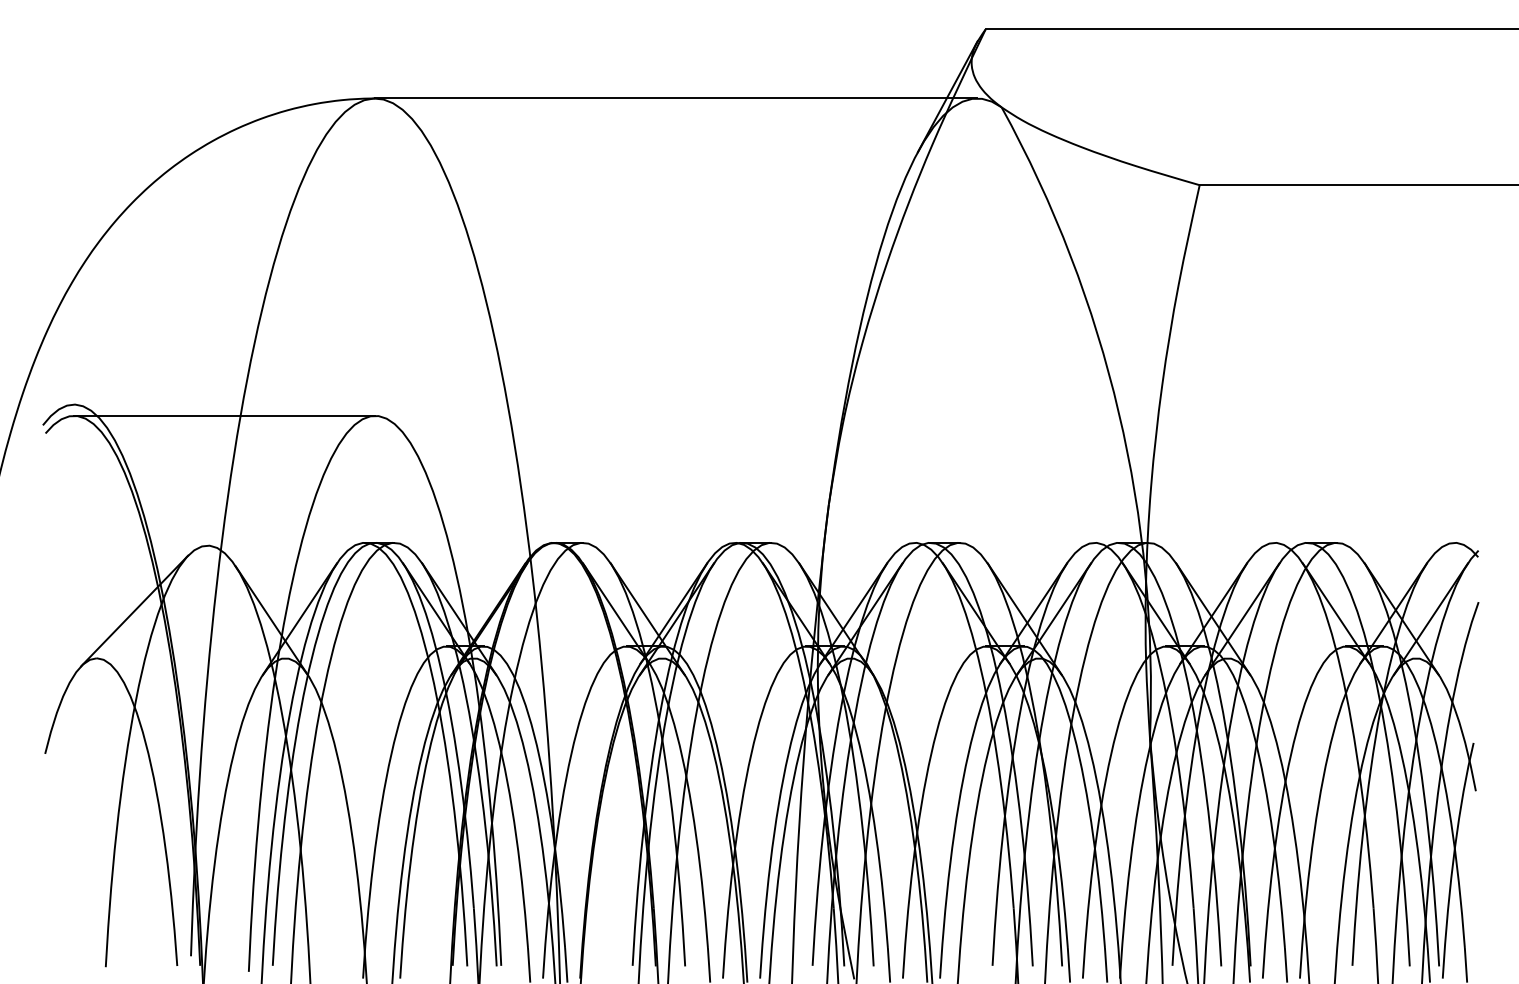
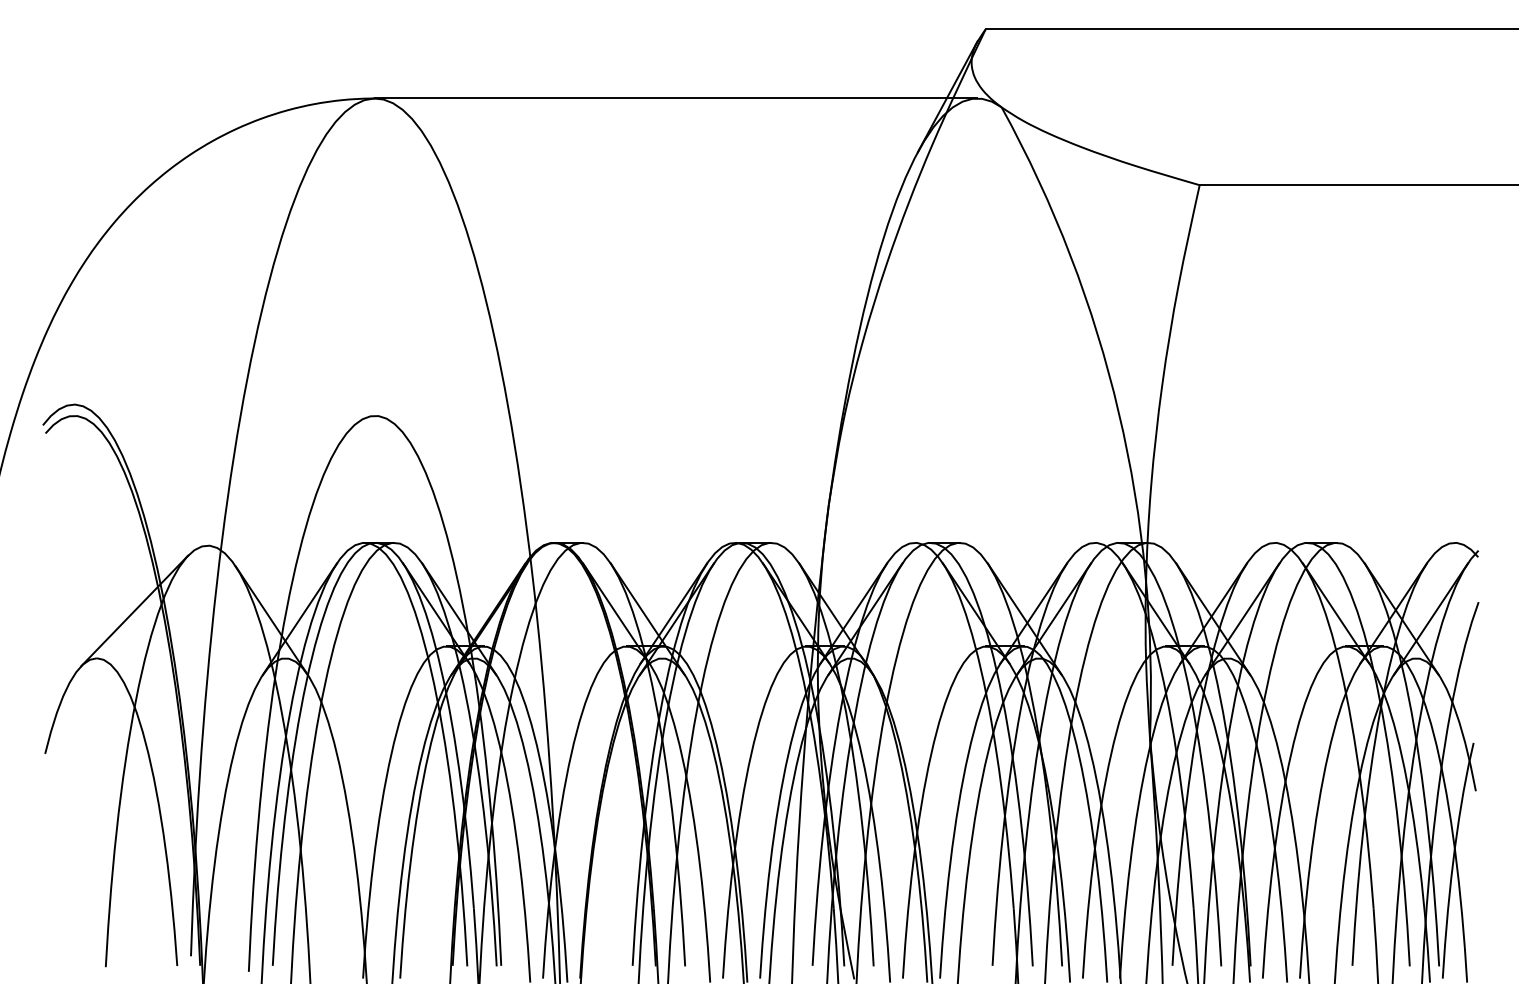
line: present -> none (224, 415)
